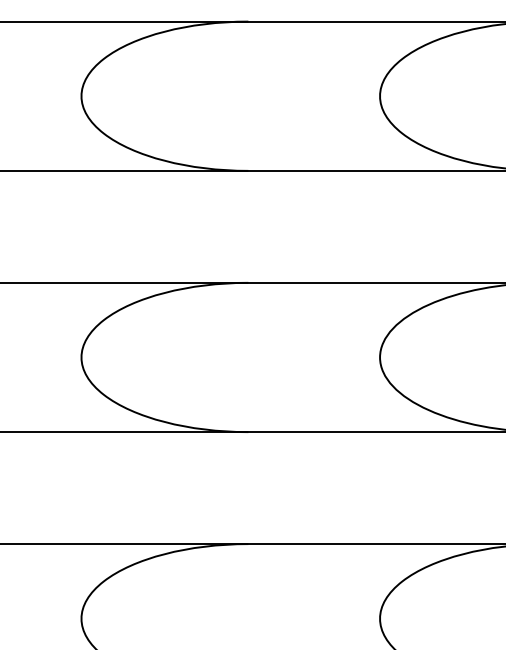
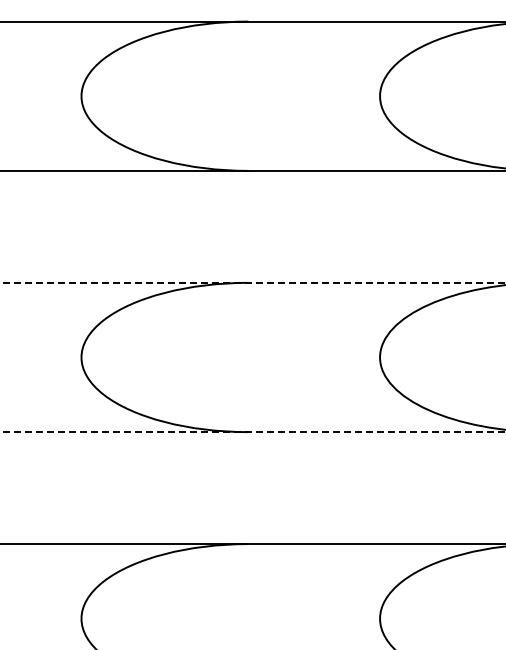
line: solid -> dashed (253, 282)
line: solid -> dashed (253, 432)
